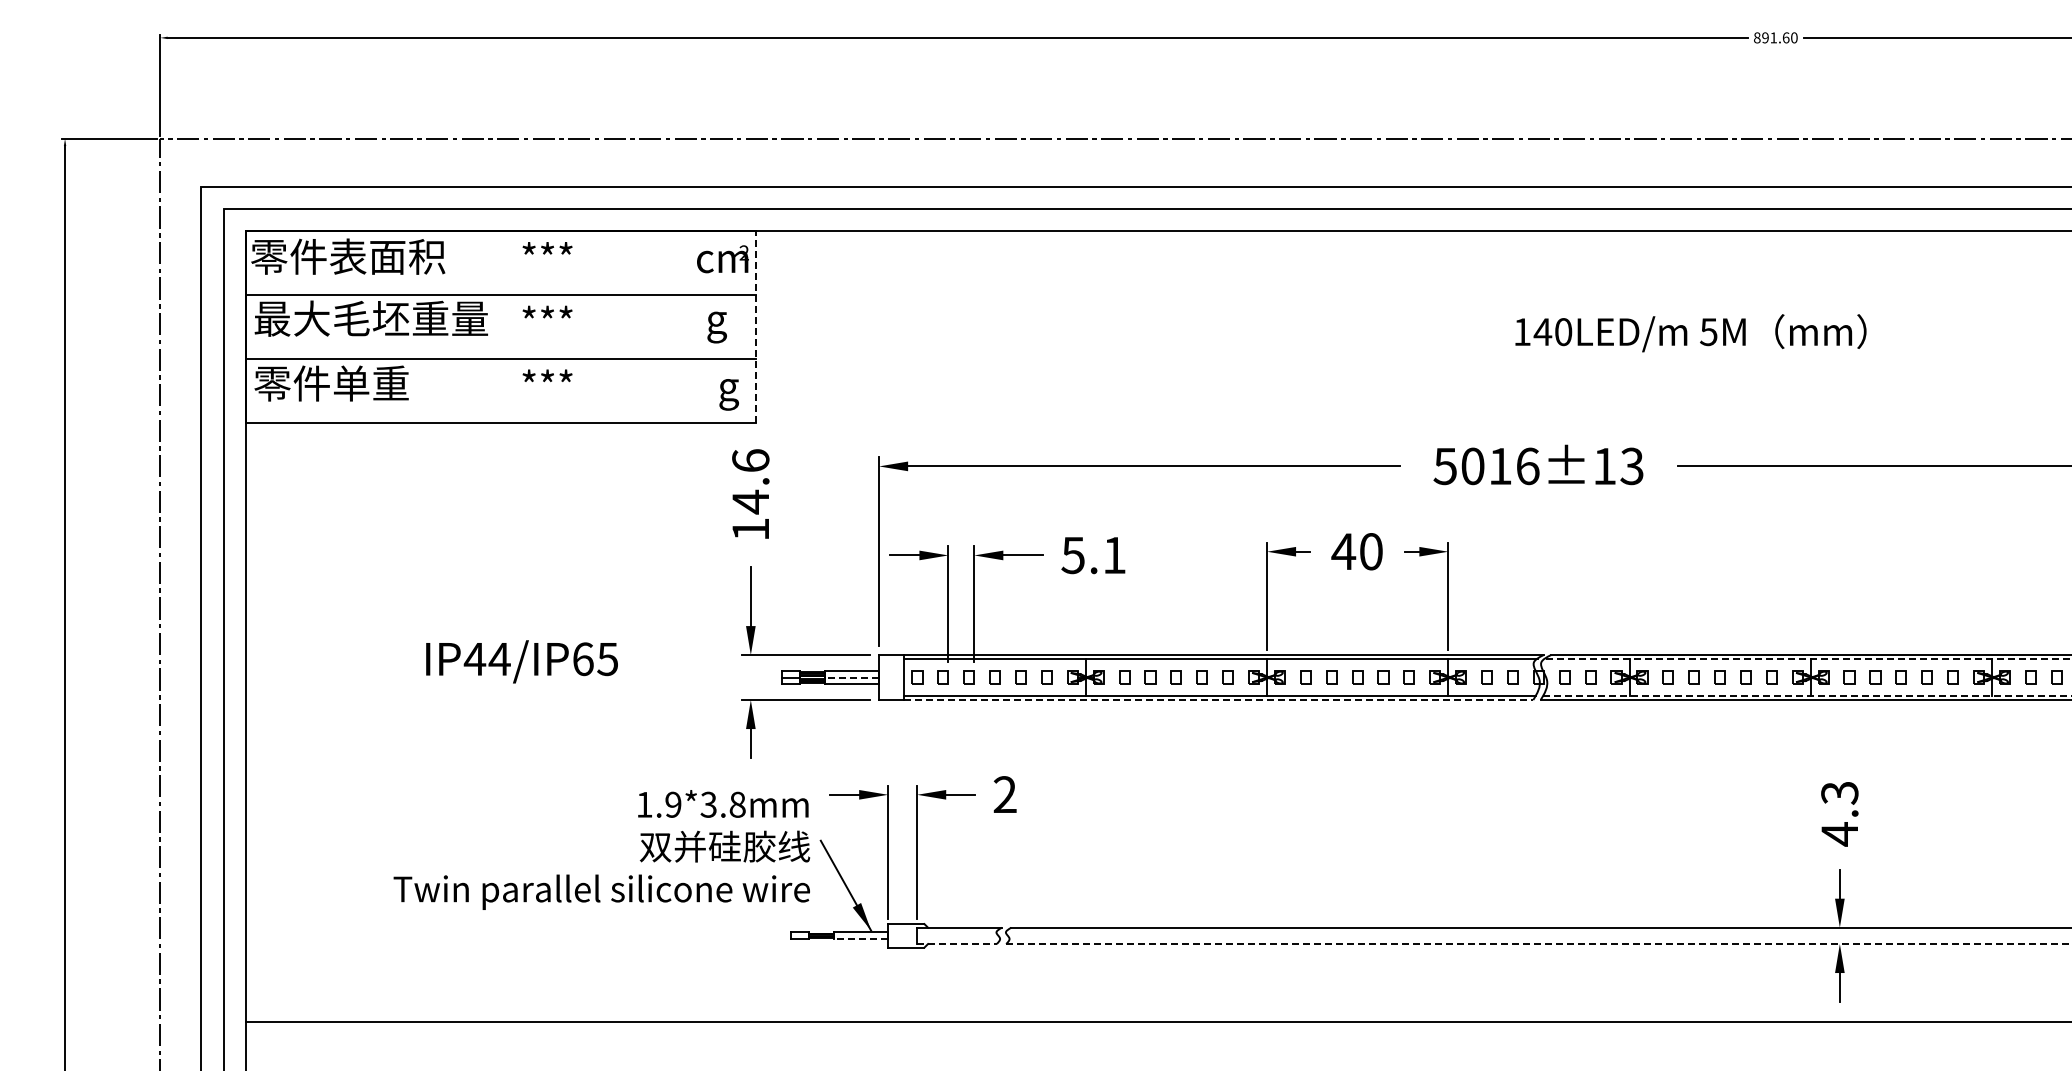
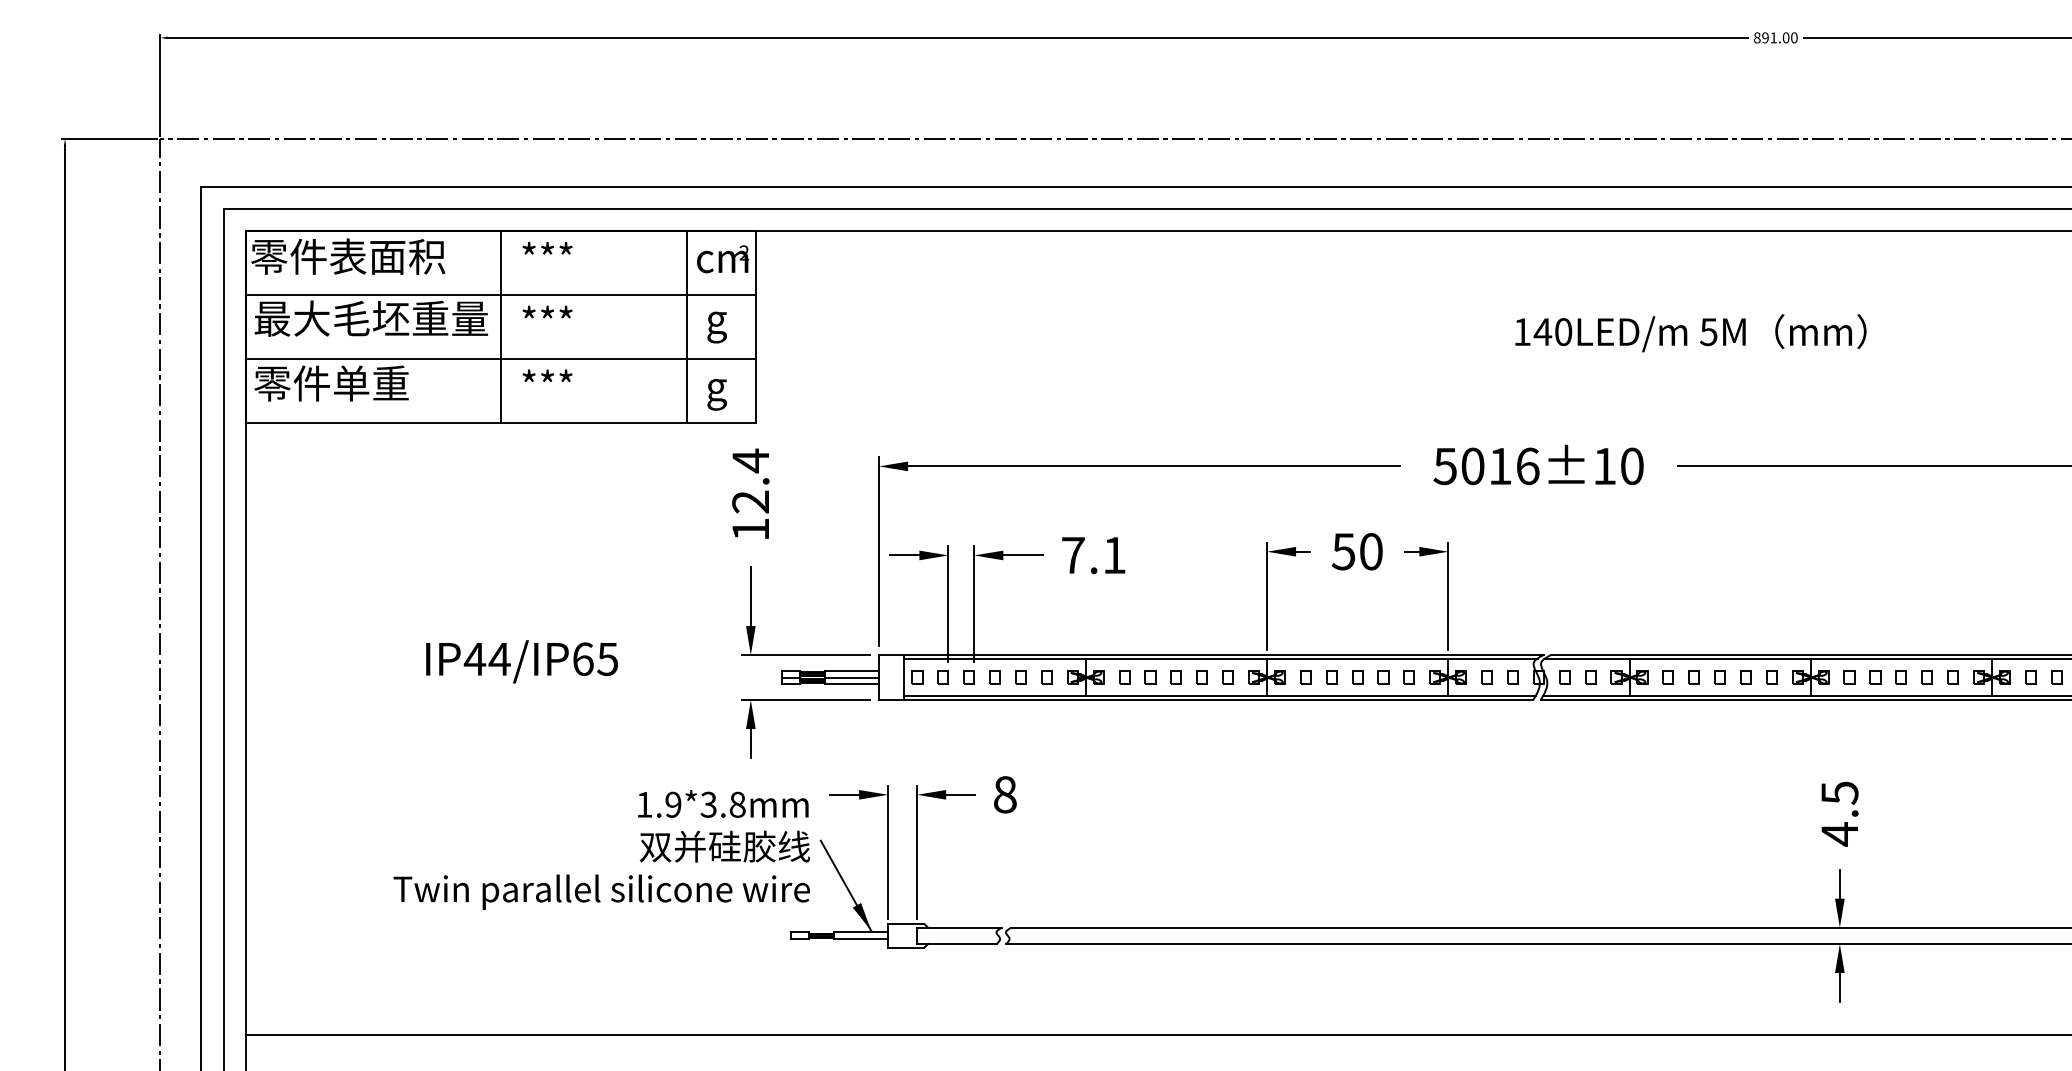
text: 891.60 -> 891.00 (1785, 37)
line: none -> present (501, 326)
line: none -> present (686, 326)
line: dashed -> solid (755, 327)
text position: (728, 394) -> (716, 394) (716, 394)
text: 5016±13 -> 5016±10 (1631, 466)
text: 14.6 -> 12.4 (750, 481)
text: 40 -> 50 (1343, 551)
text: 5.1 -> 7.1 (1072, 555)
line: dashed -> solid (1808, 659)
line: dashed -> solid (852, 677)
line: dashed -> solid (1808, 695)
line: dashed -> solid (1219, 700)
text: 4.3 -> 4.5 (1839, 792)
text: 2 -> 8 (1004, 794)
line: dashed -> solid (861, 939)
line: dashed -> solid (956, 944)
line: dashed -> solid (1539, 944)
line position: (1156, 1022) -> (1156, 1035) (1156, 1035)
